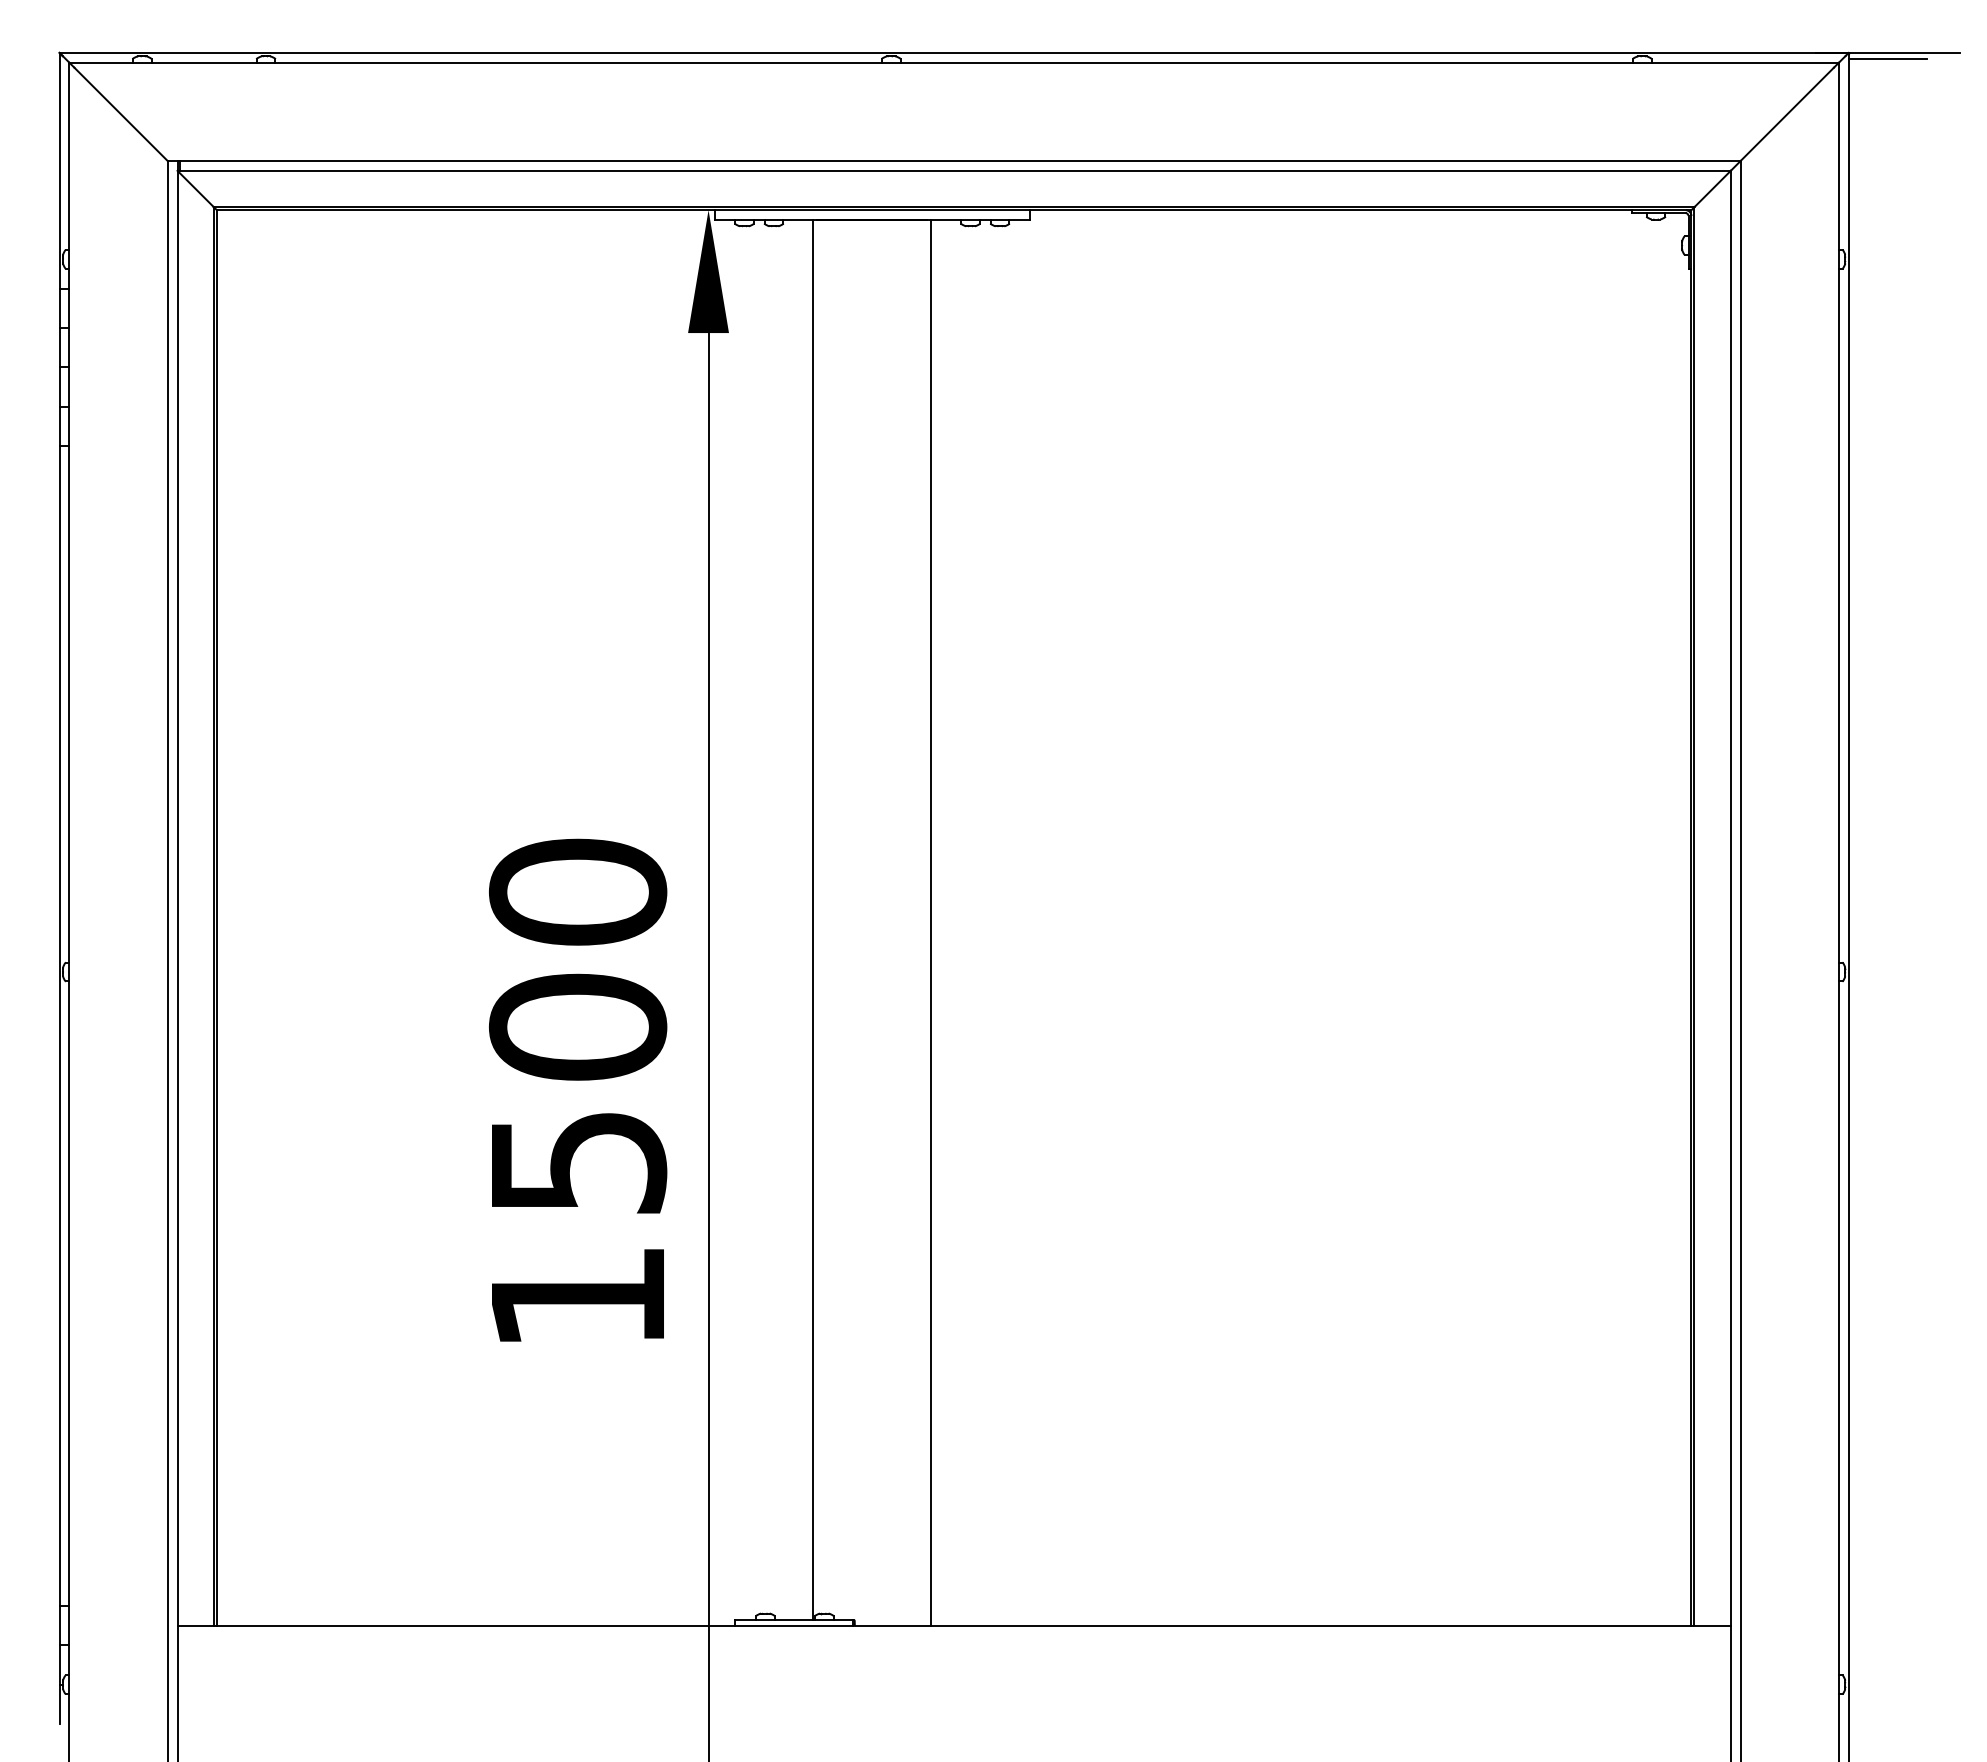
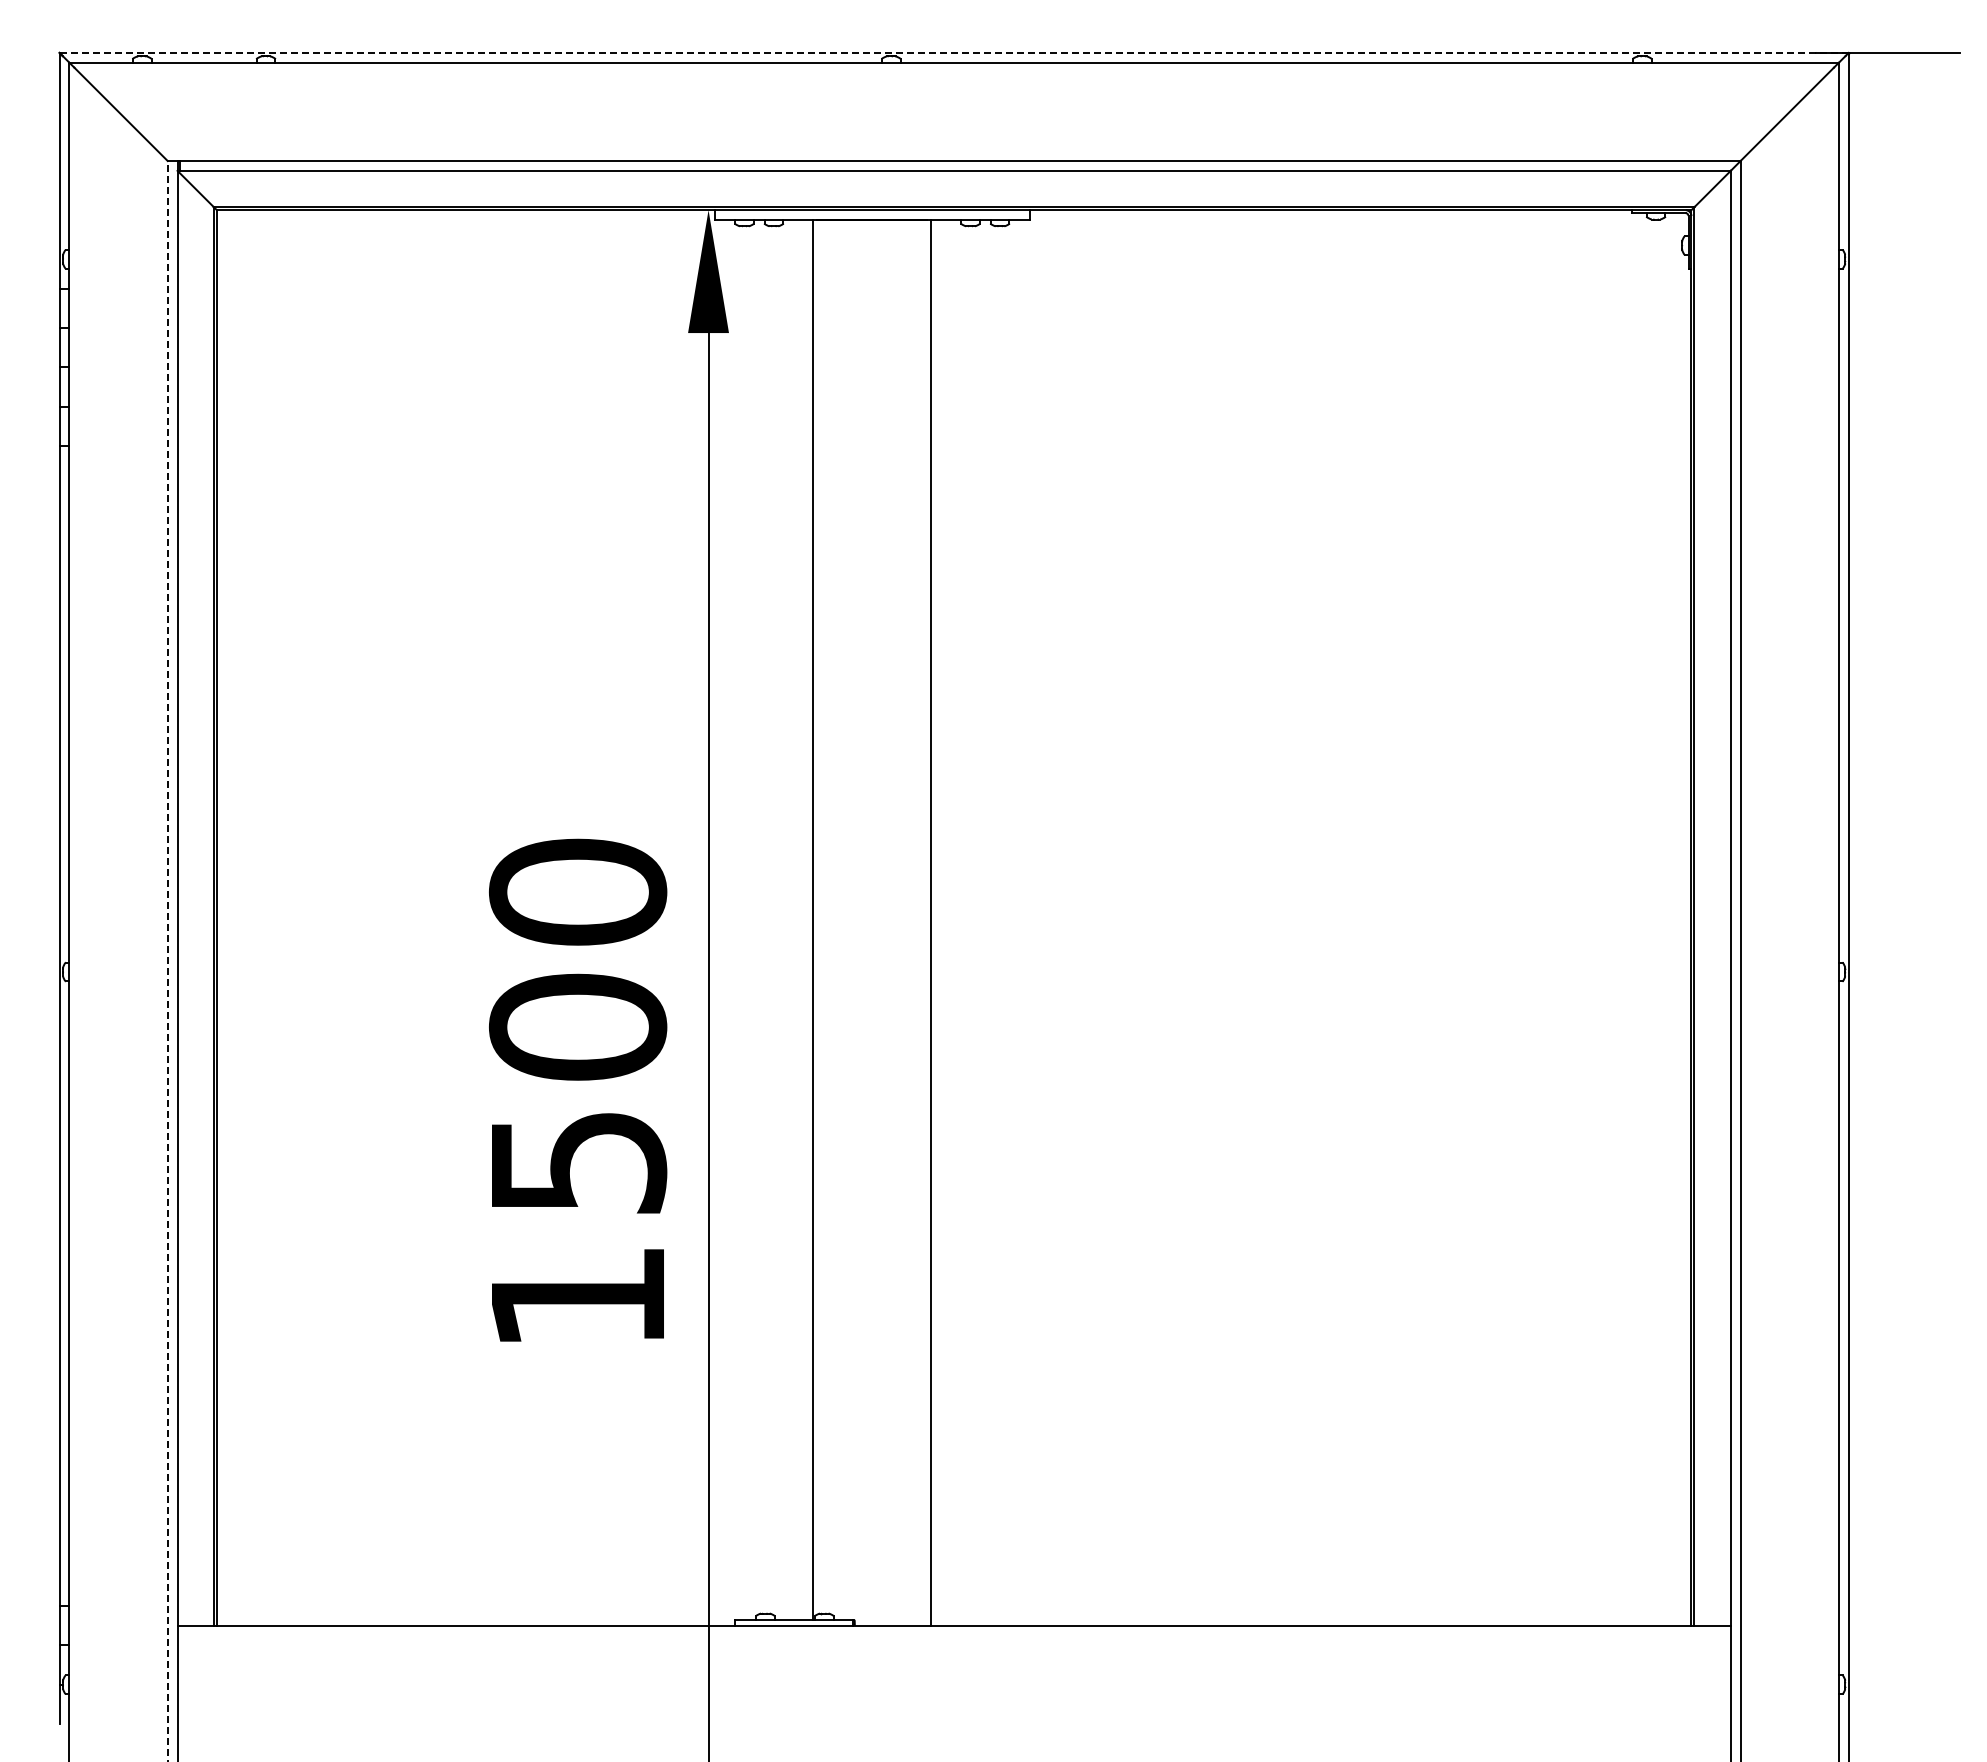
line: solid -> dashed (954, 52)
line: present -> none (1887, 58)
line: solid -> dashed (167, 960)
